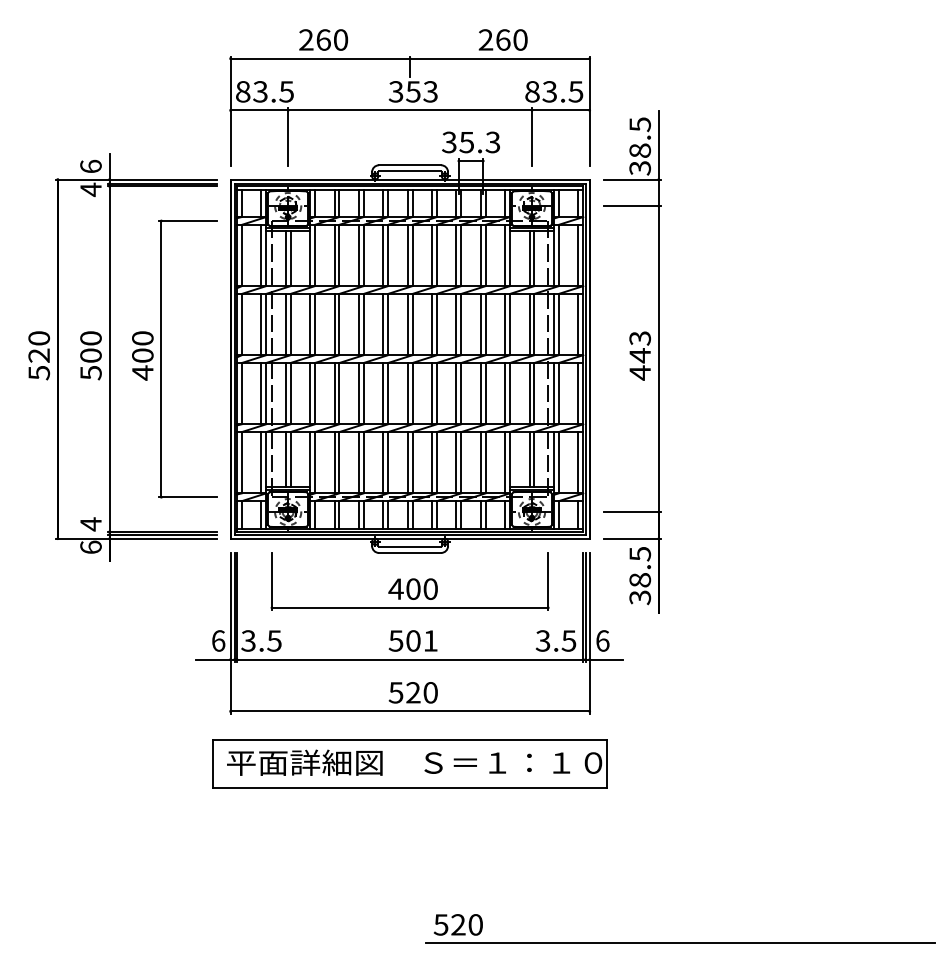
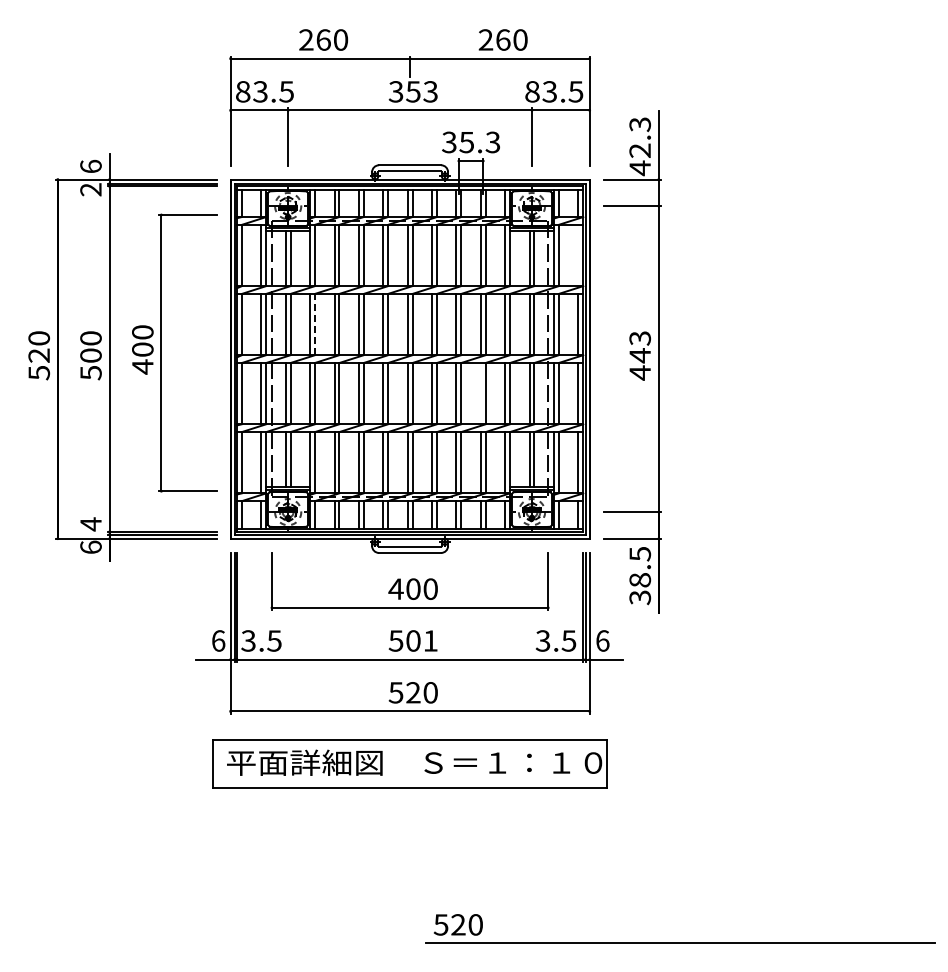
text: 38.5 -> 42.3 (640, 146)
text: 4 -> 2 (90, 189)
line: present -> none (578, 255)
line: solid -> dashed (314, 324)
part position: (161, 358) -> (161, 352) (161, 352)
line: present -> none (480, 393)
